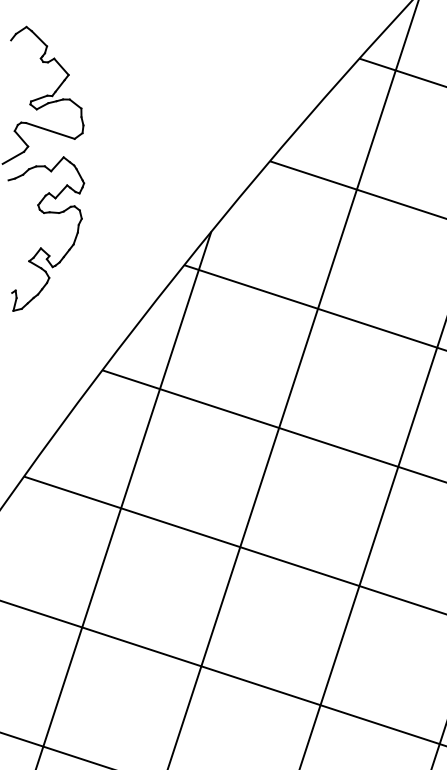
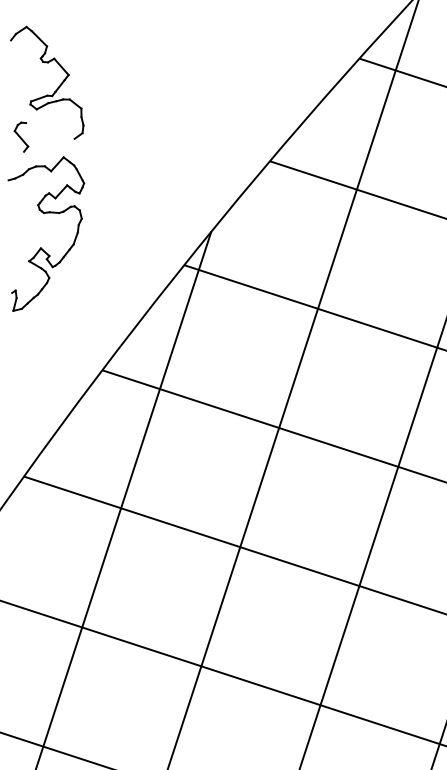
line: present -> none (50, 130)
line: present -> none (13, 157)
